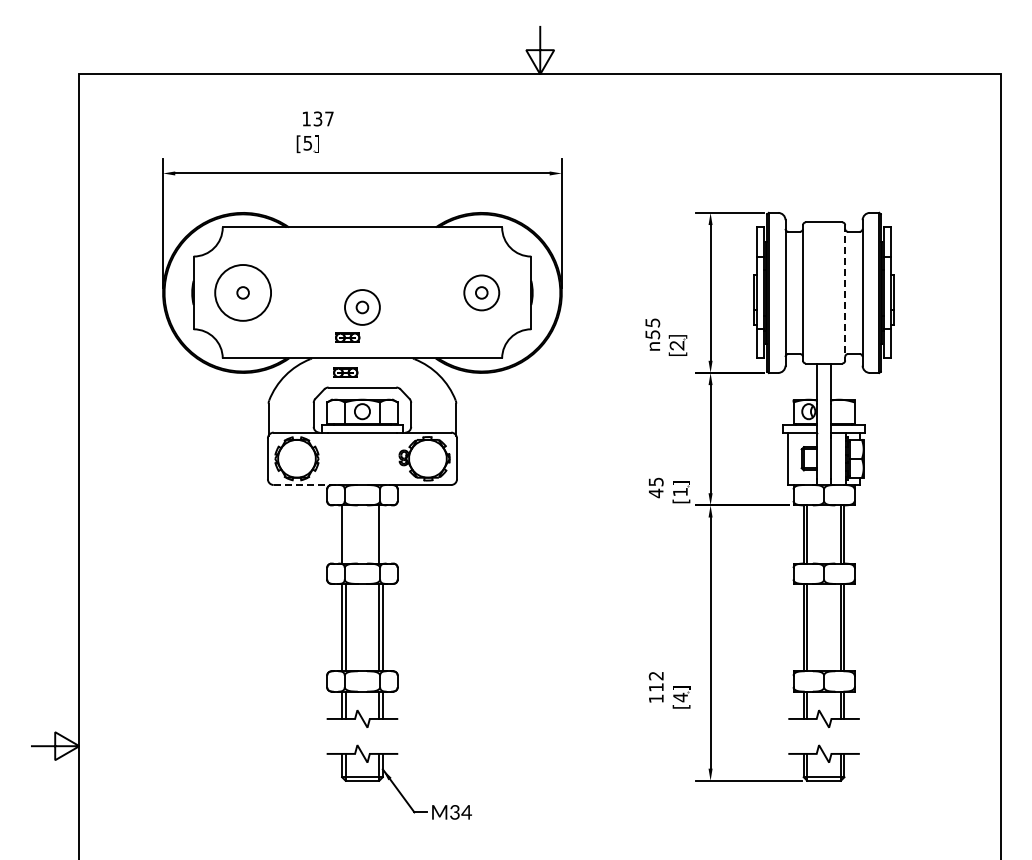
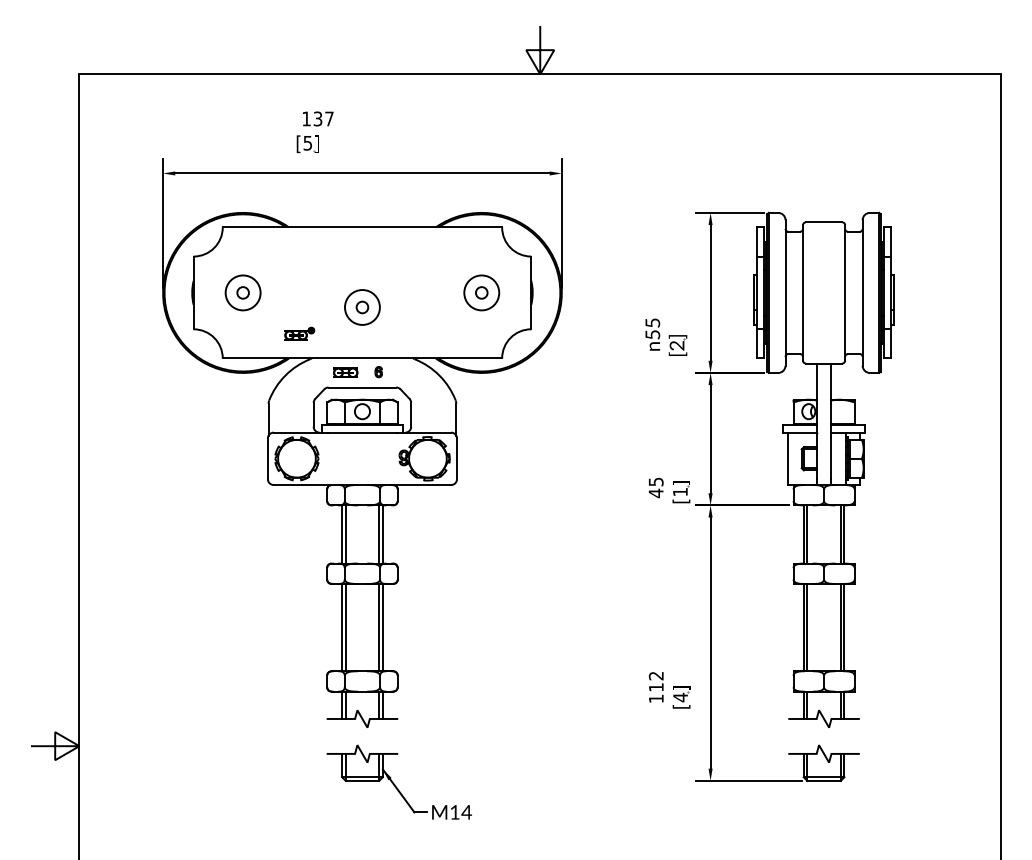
circle diameter: 56 px -> 35 px (242, 292)
line: dashed -> solid (845, 292)
part: none -> present (299, 333)
part: present -> none (347, 337)
part: none -> present (378, 372)
line: dashed -> solid (302, 485)
line: none -> present (345, 534)
line: none -> present (382, 534)
text: M34 -> M14 (454, 812)
